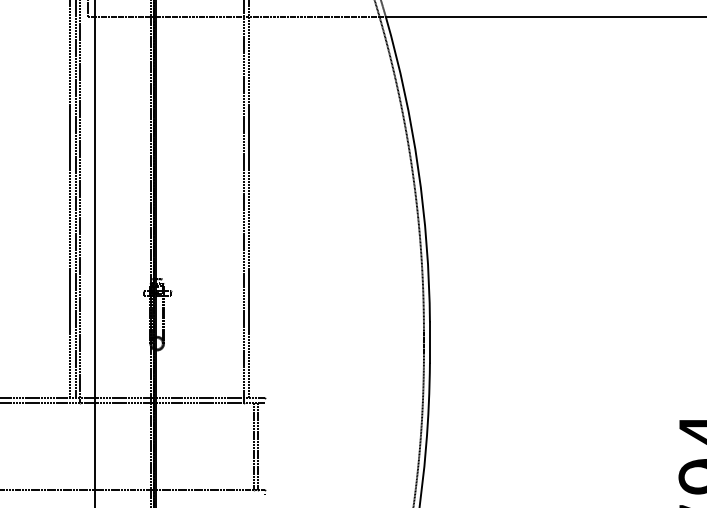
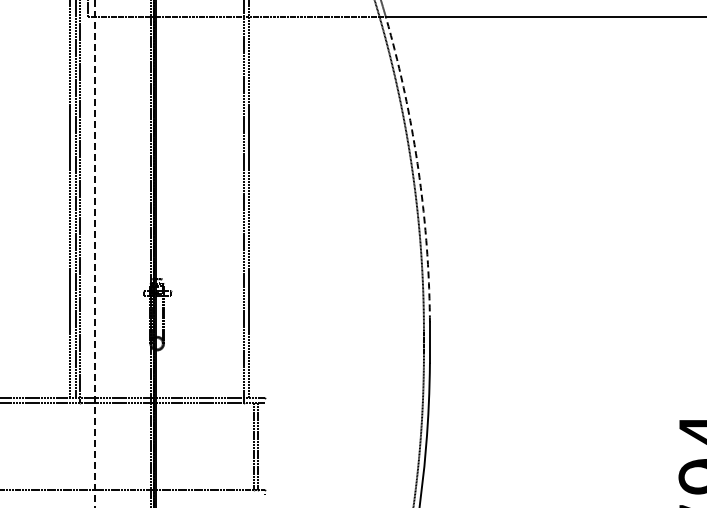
arc: solid -> dashed (418, 168)
line: solid -> dashed (95, 253)
